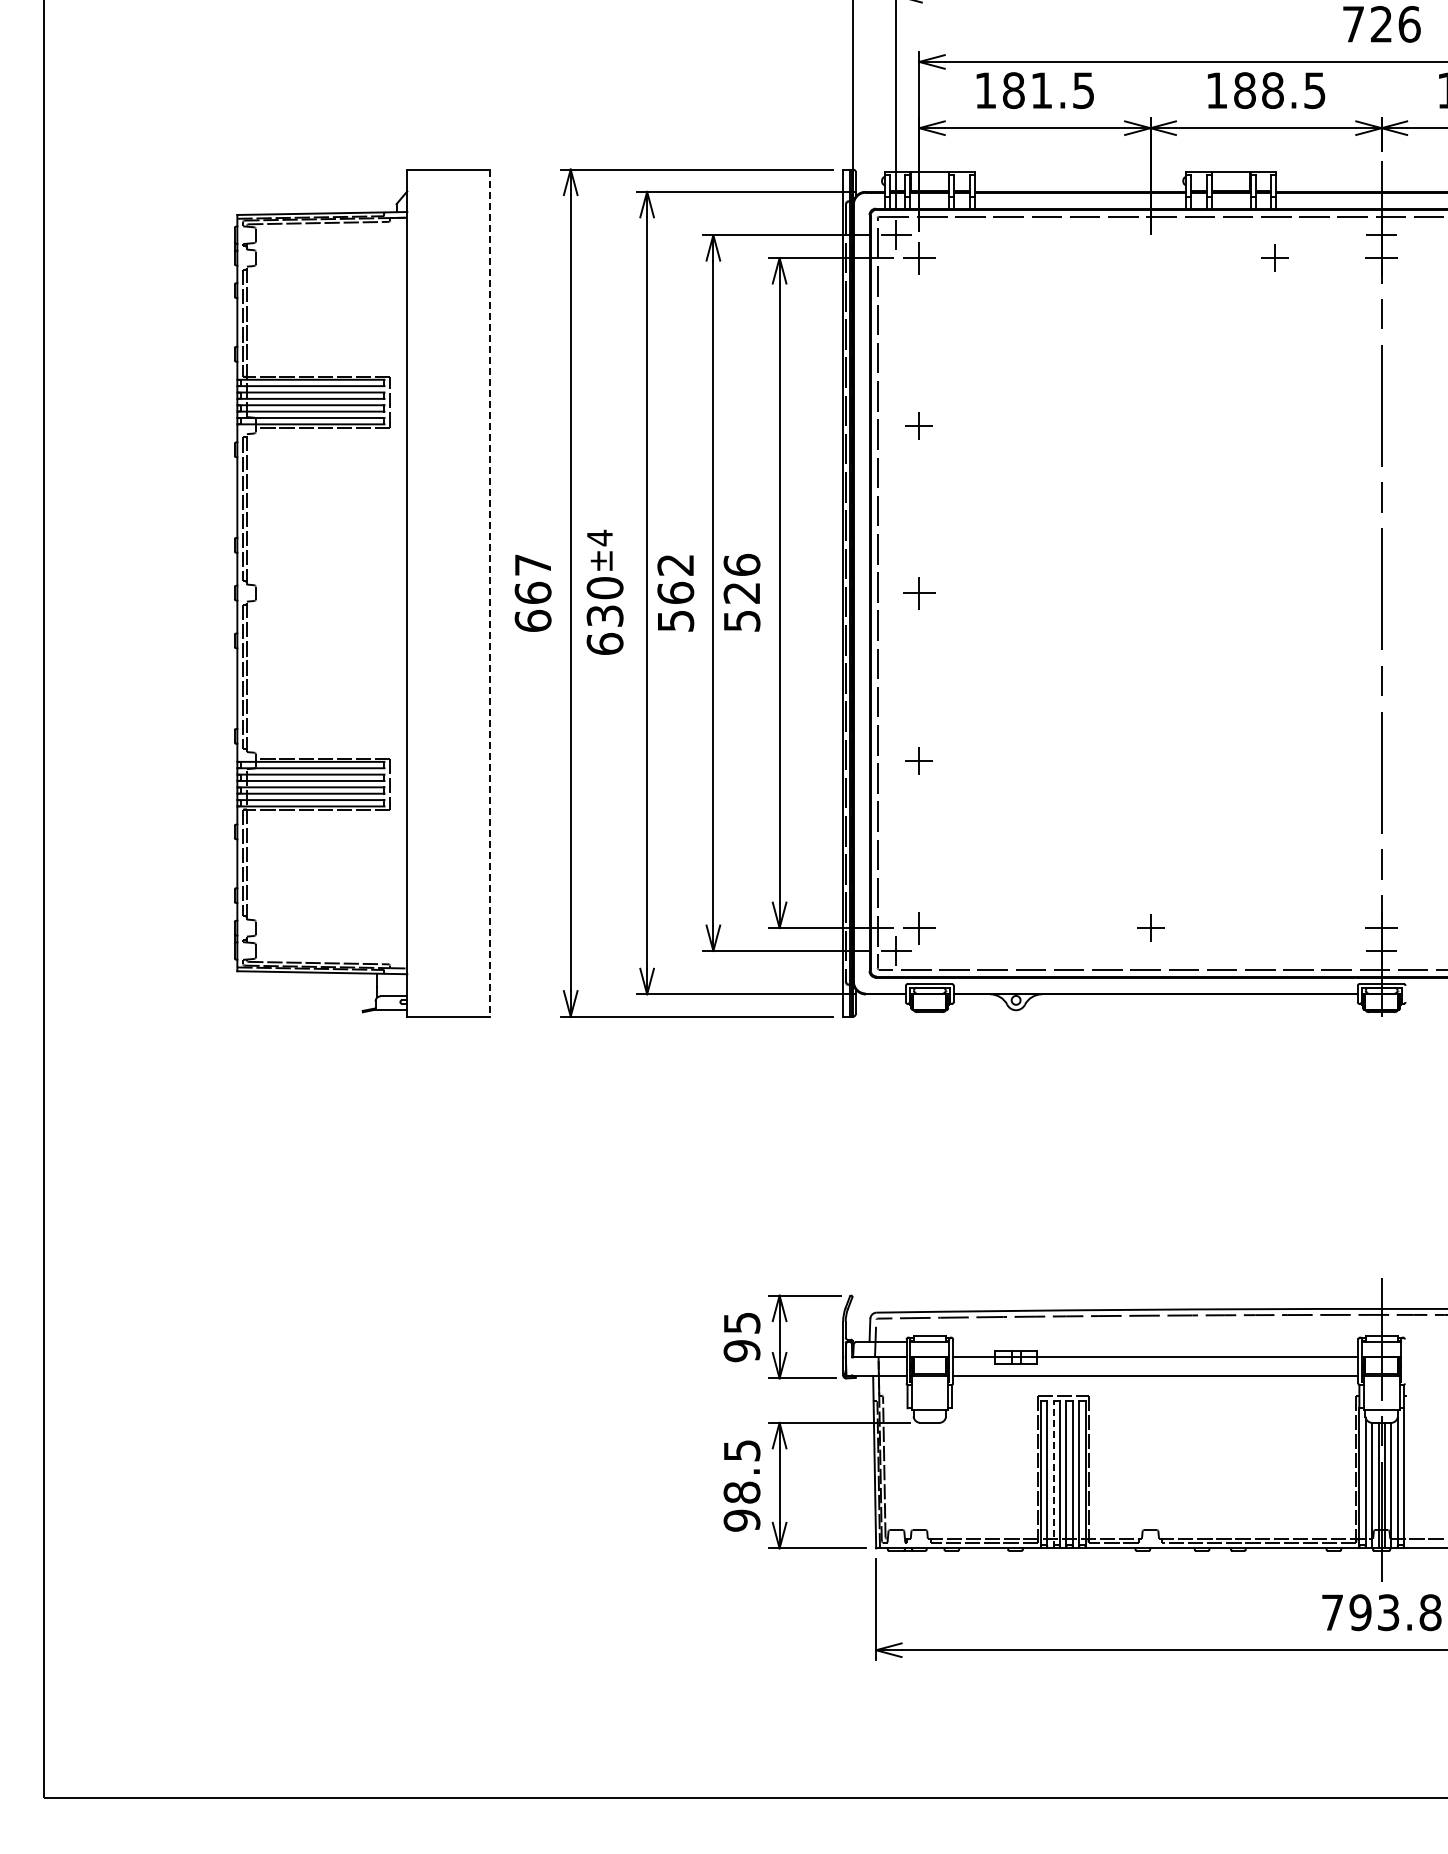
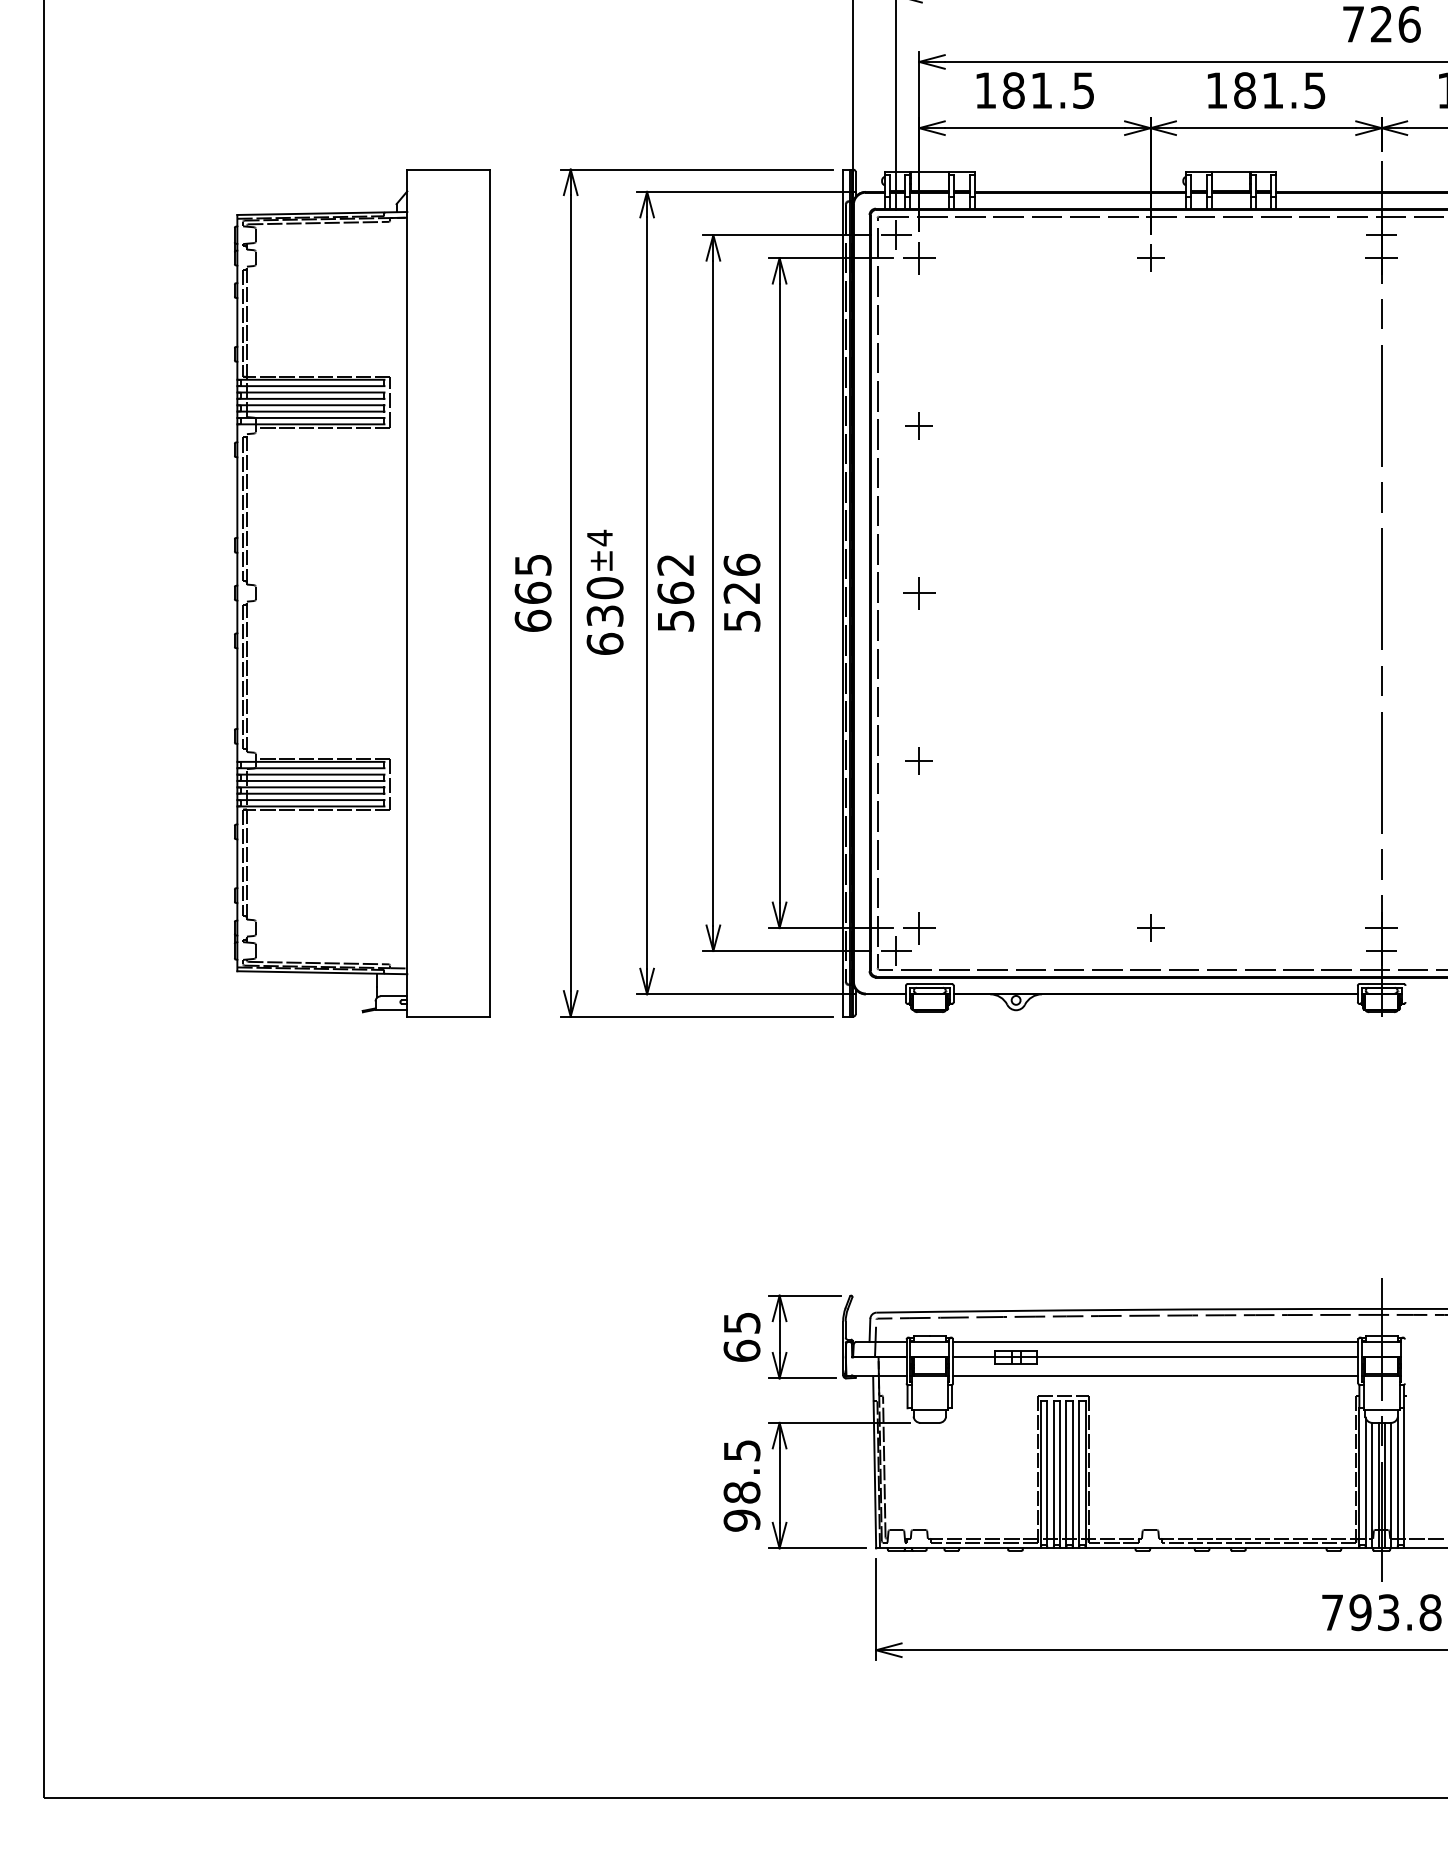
text: 188.5 -> 181.5 (1272, 90)
part position: (1274, 257) -> (1150, 257) (1150, 257)
text: 667 -> 665 (533, 564)
line: dashed -> solid (490, 593)
line: none -> present (1155, 1342)
text: 95 -> 65 (741, 1350)
line: dashed -> solid (1053, 1474)
